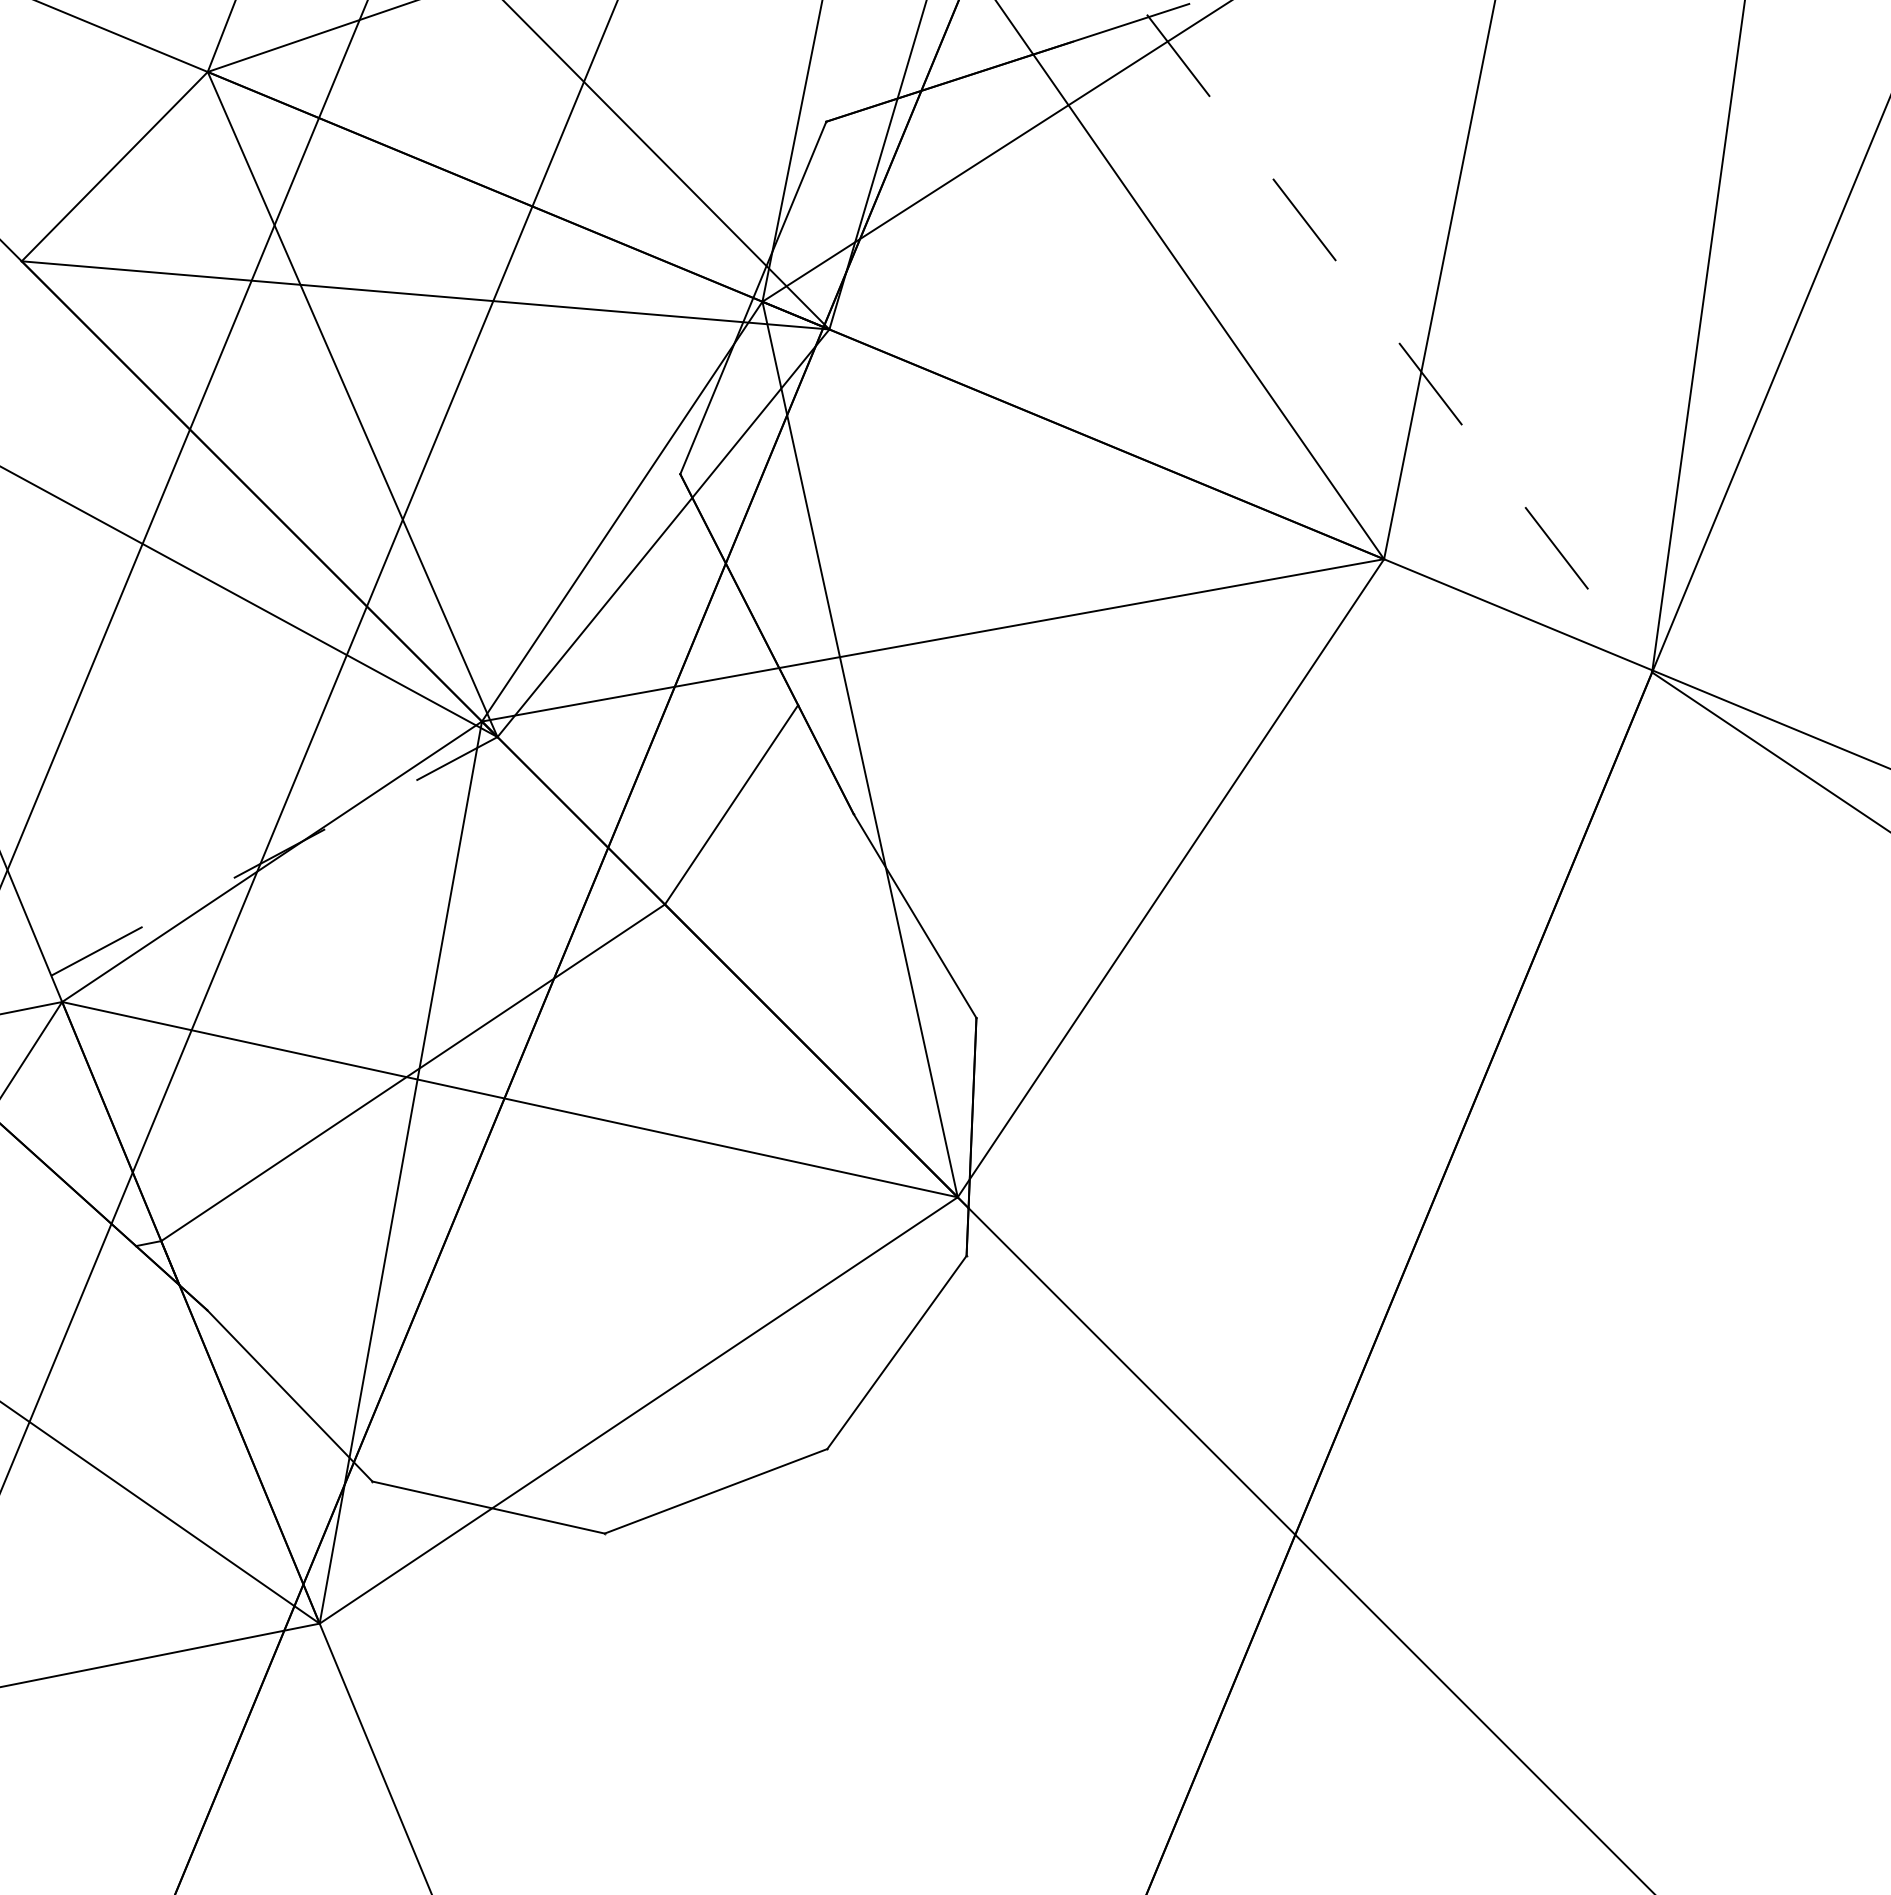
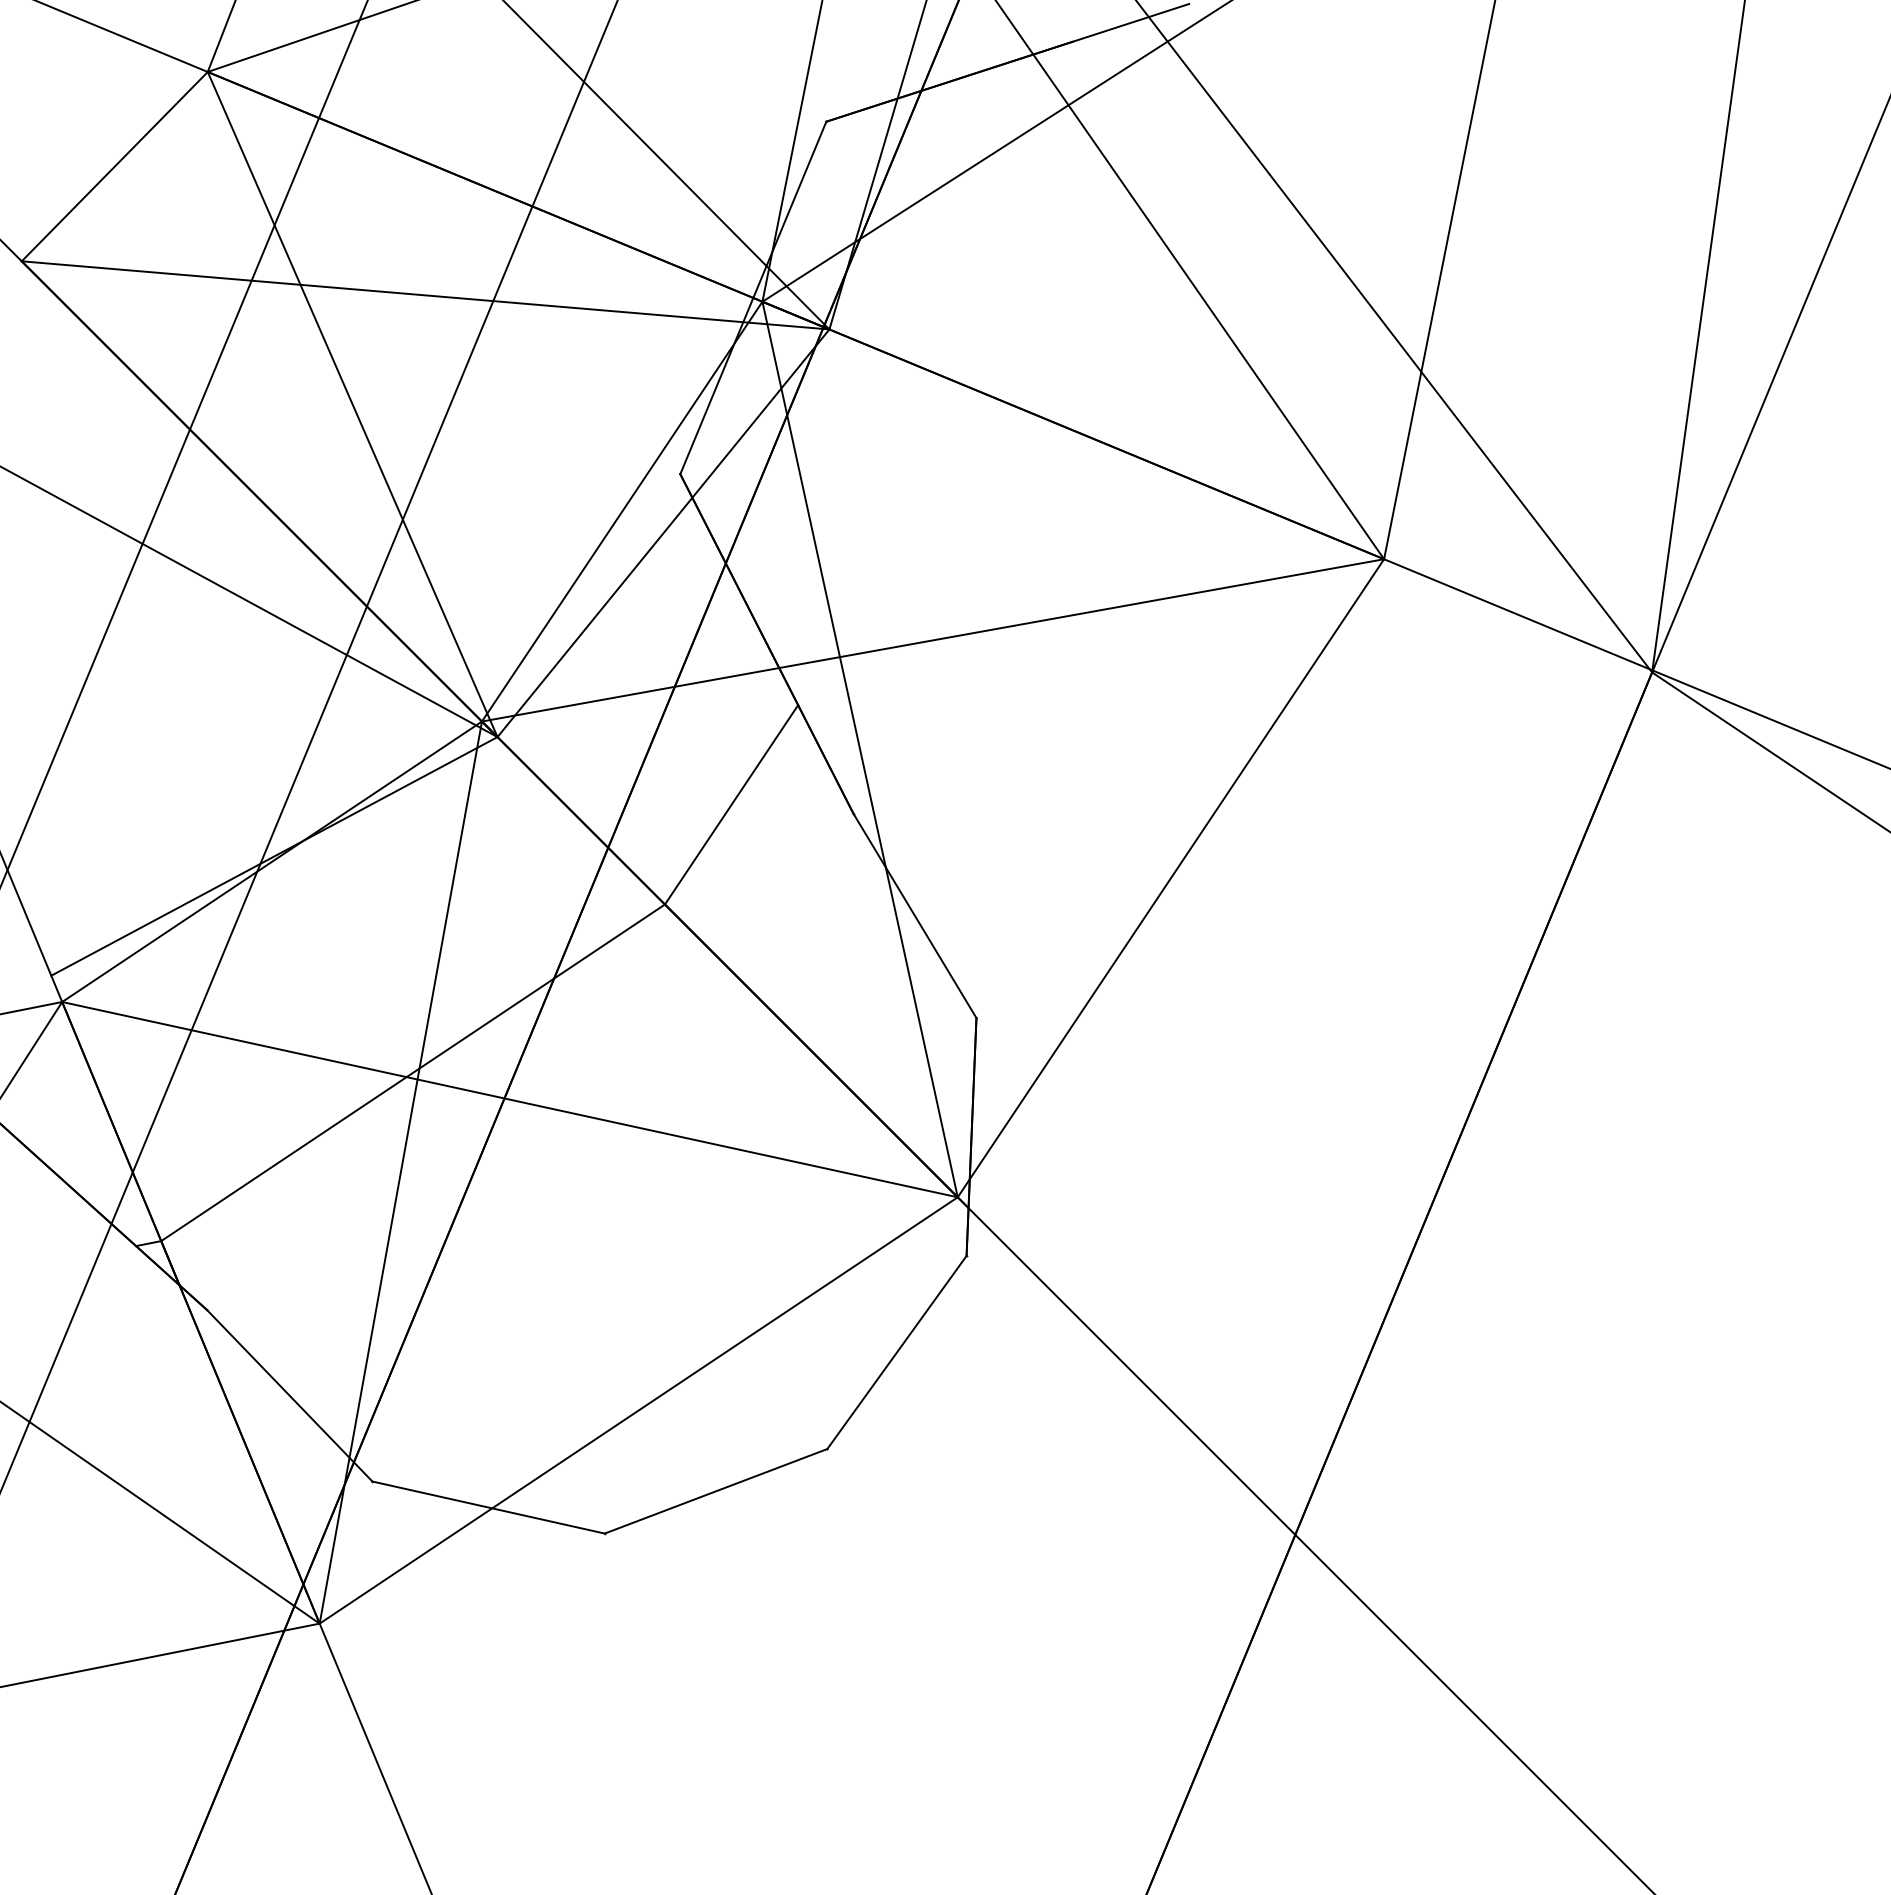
line: dashed -> solid (1394, 336)
line: dashed -> solid (274, 856)
